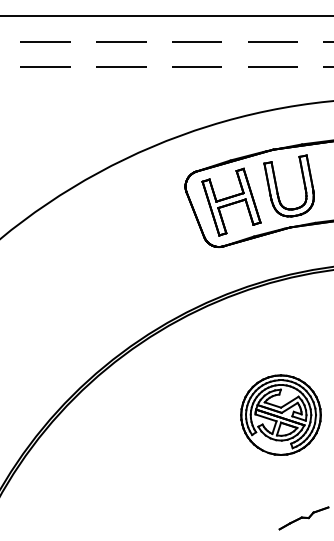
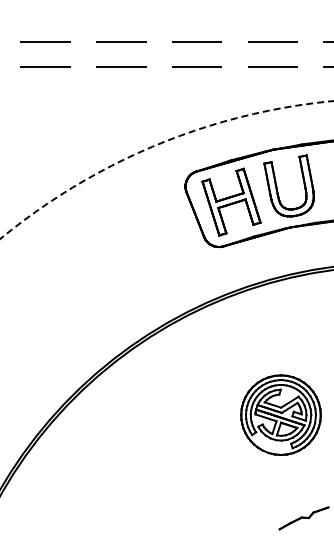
line: present -> none (166, 16)
circle: solid -> dashed (166, 169)
